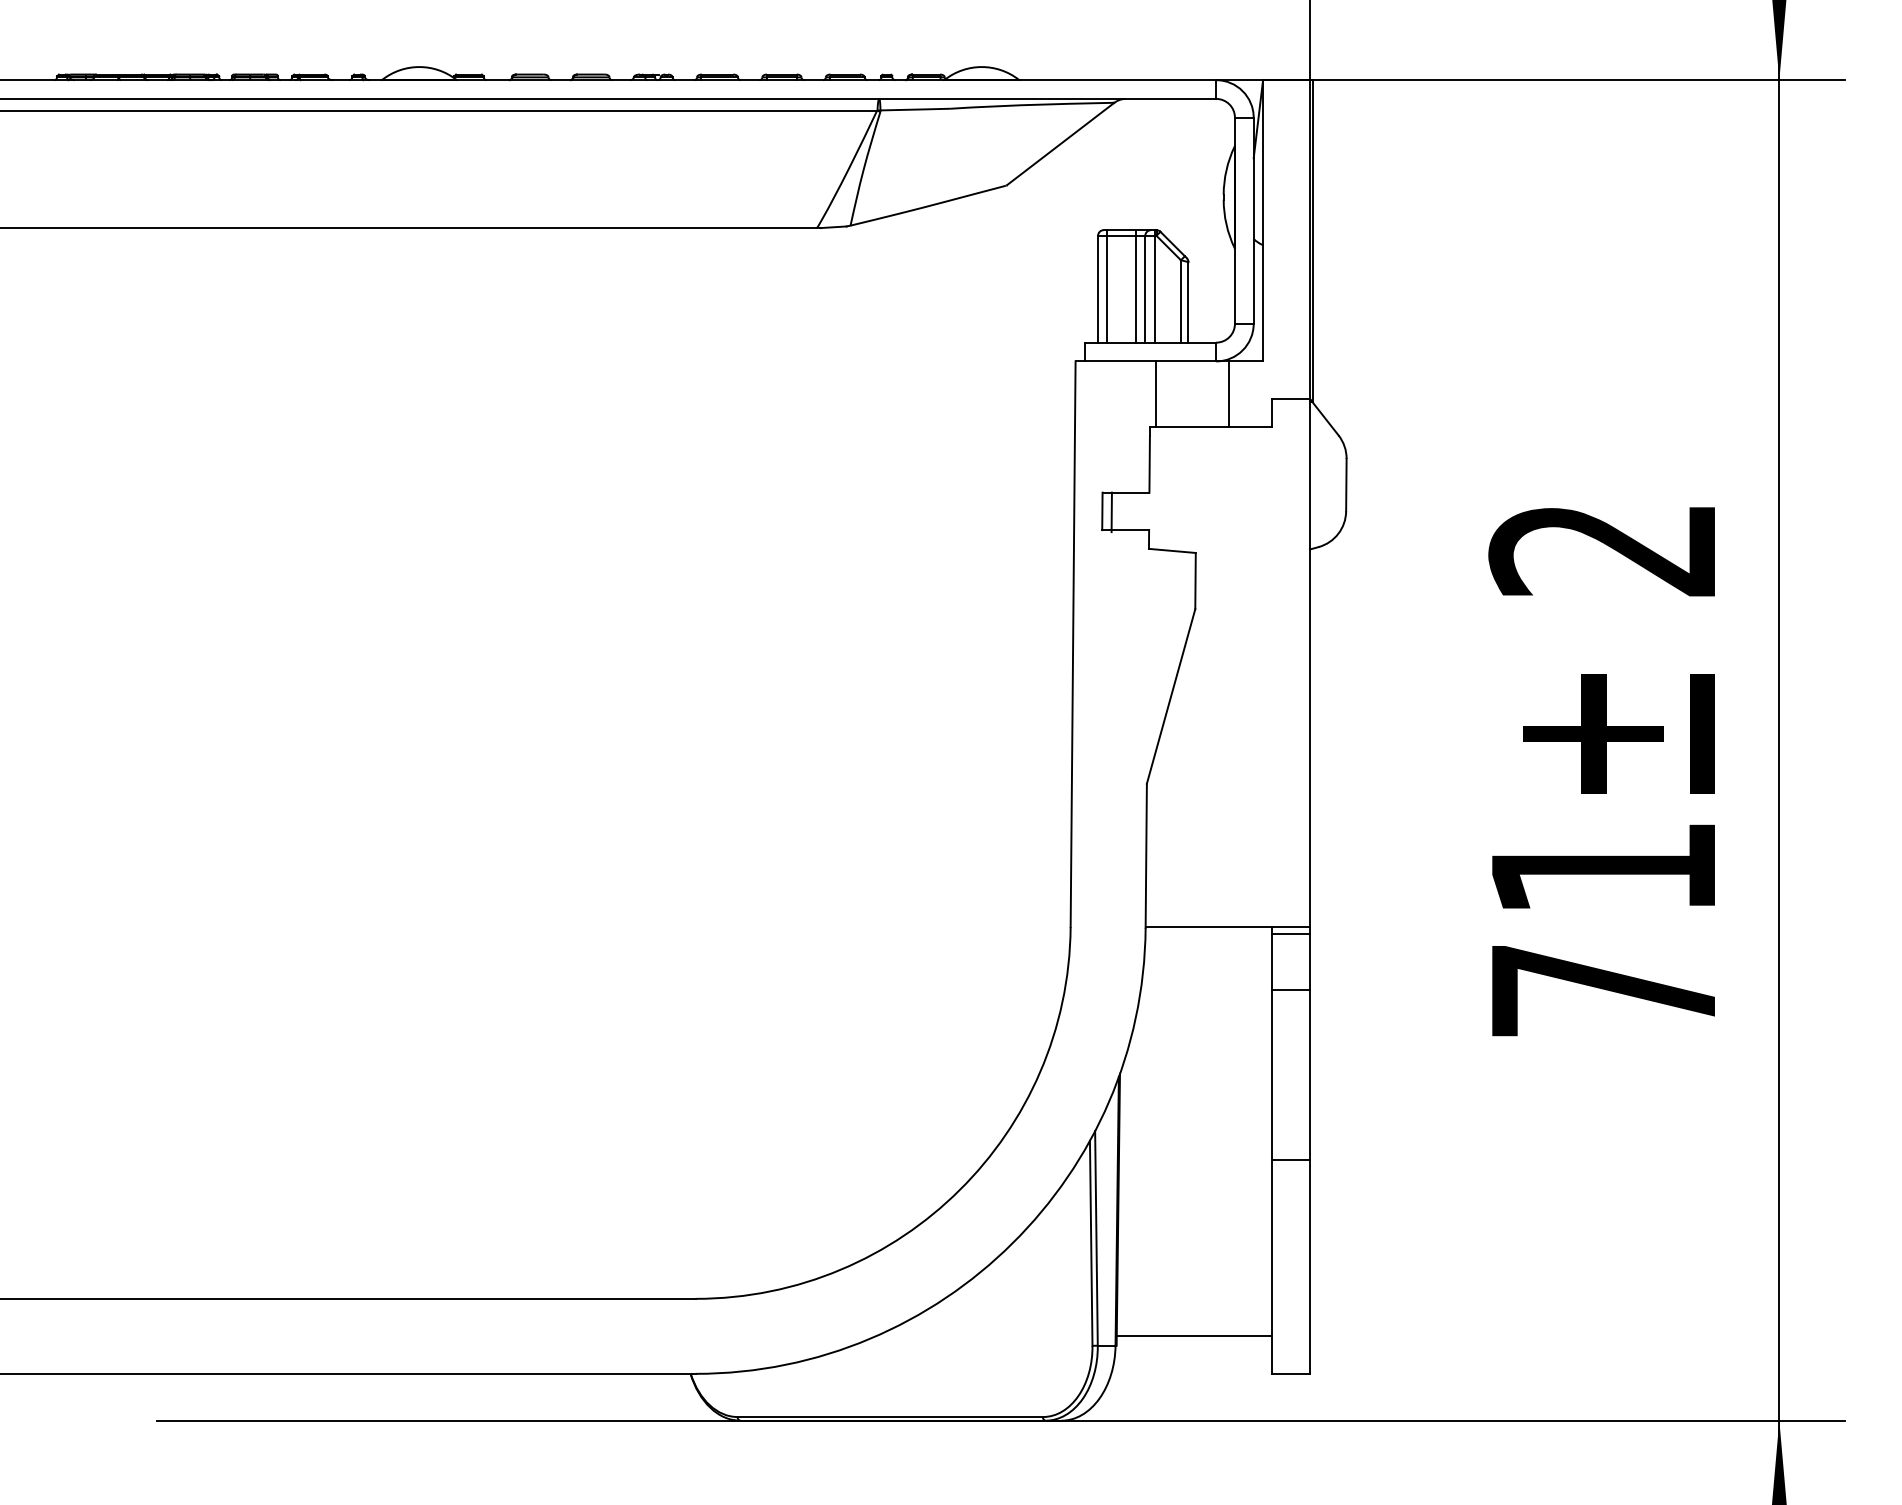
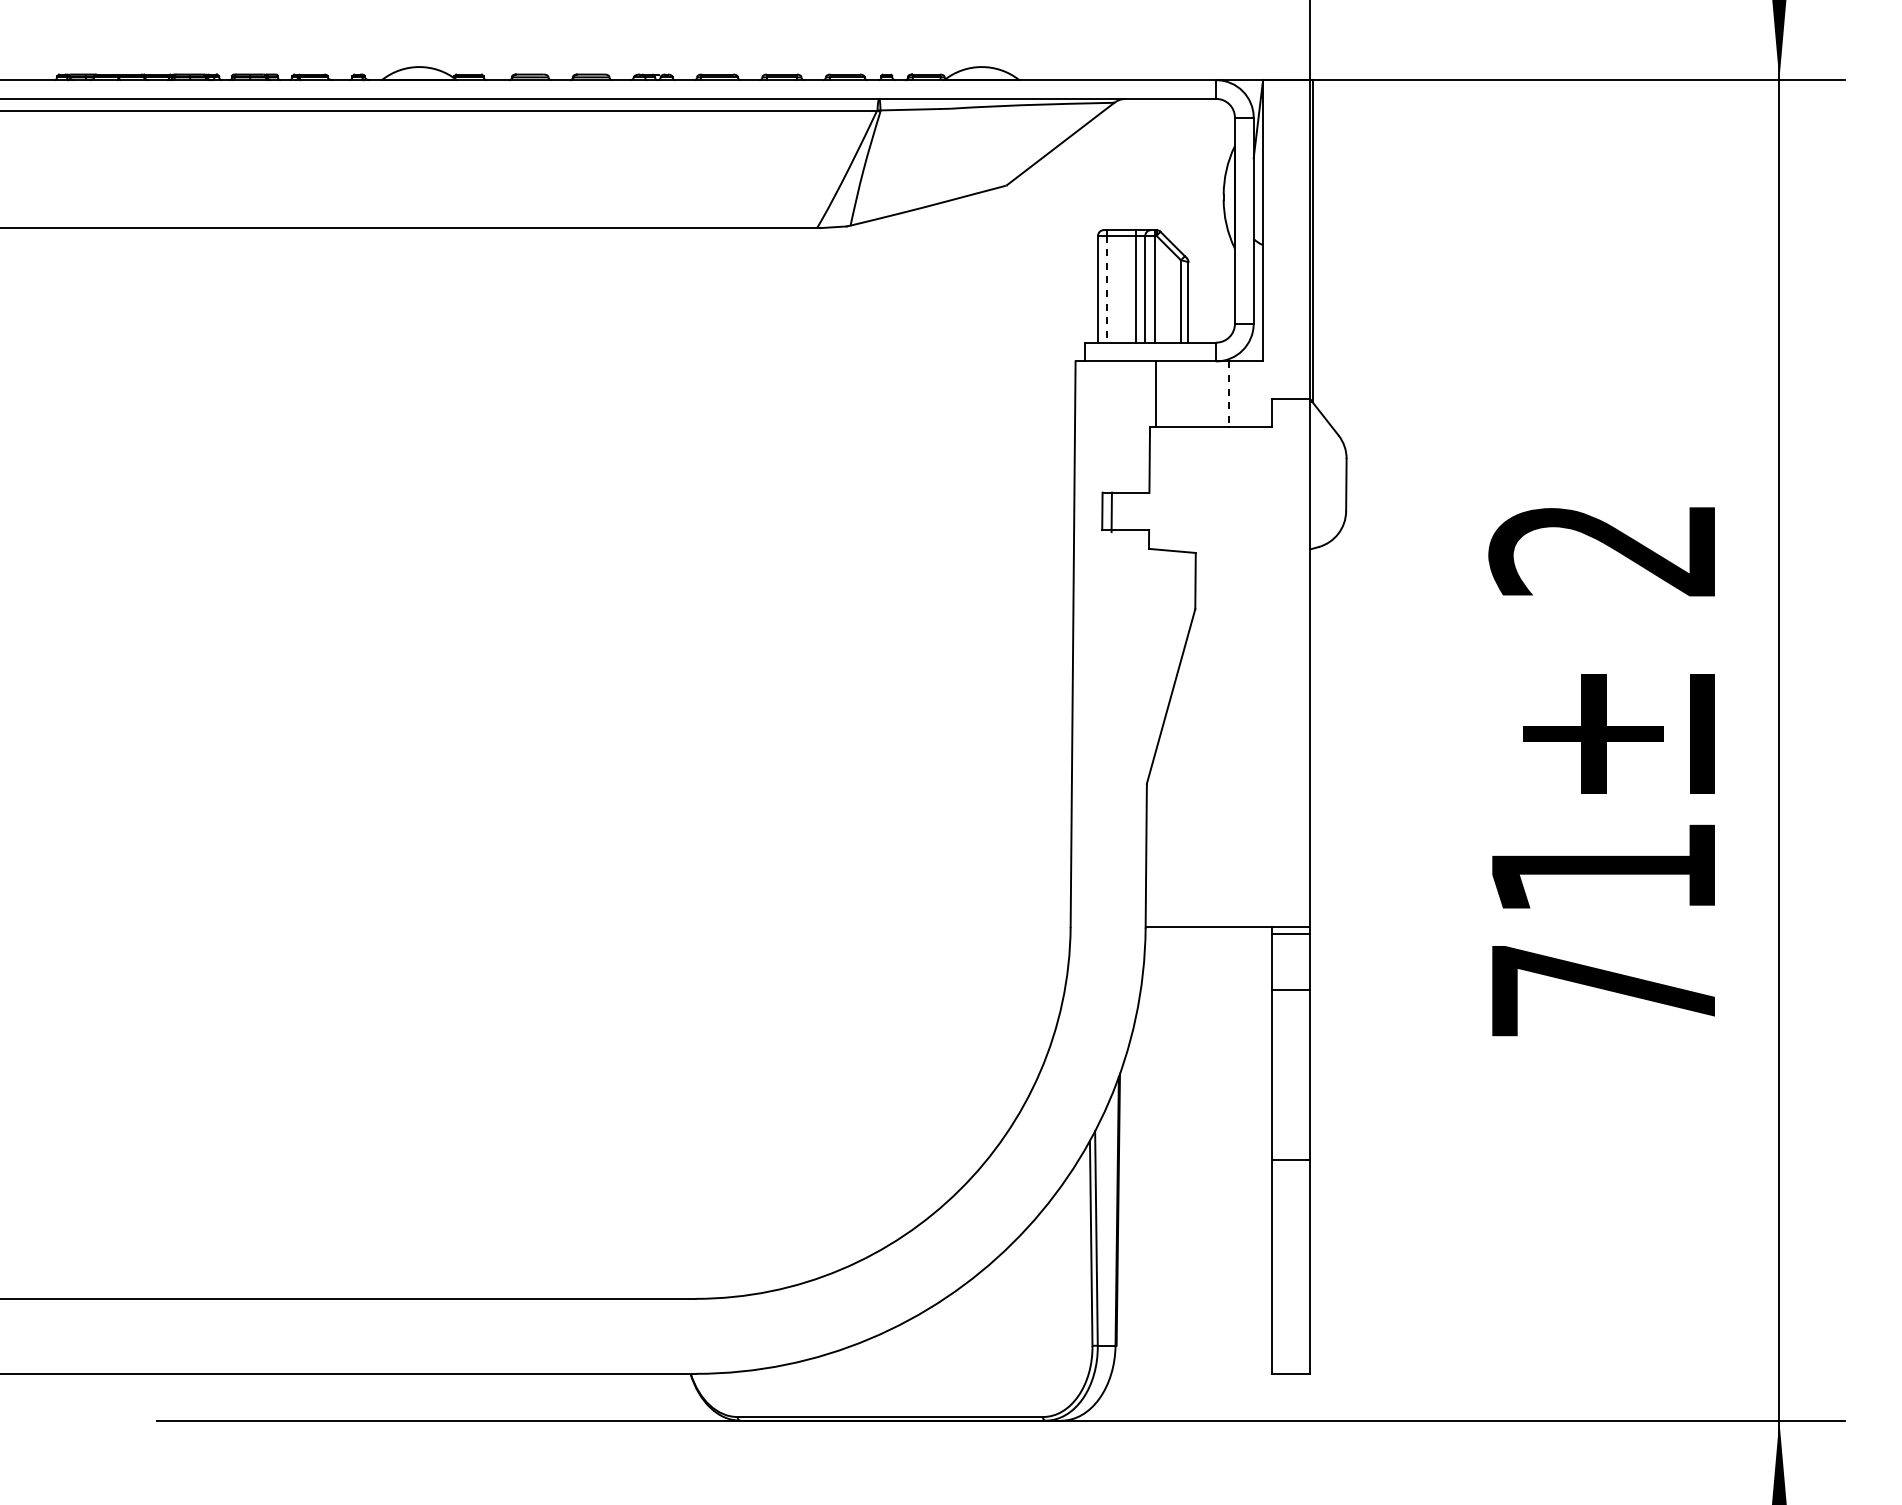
line: solid -> dashed (1107, 289)
line: solid -> dashed (1229, 394)
line: present -> none (1194, 1336)
